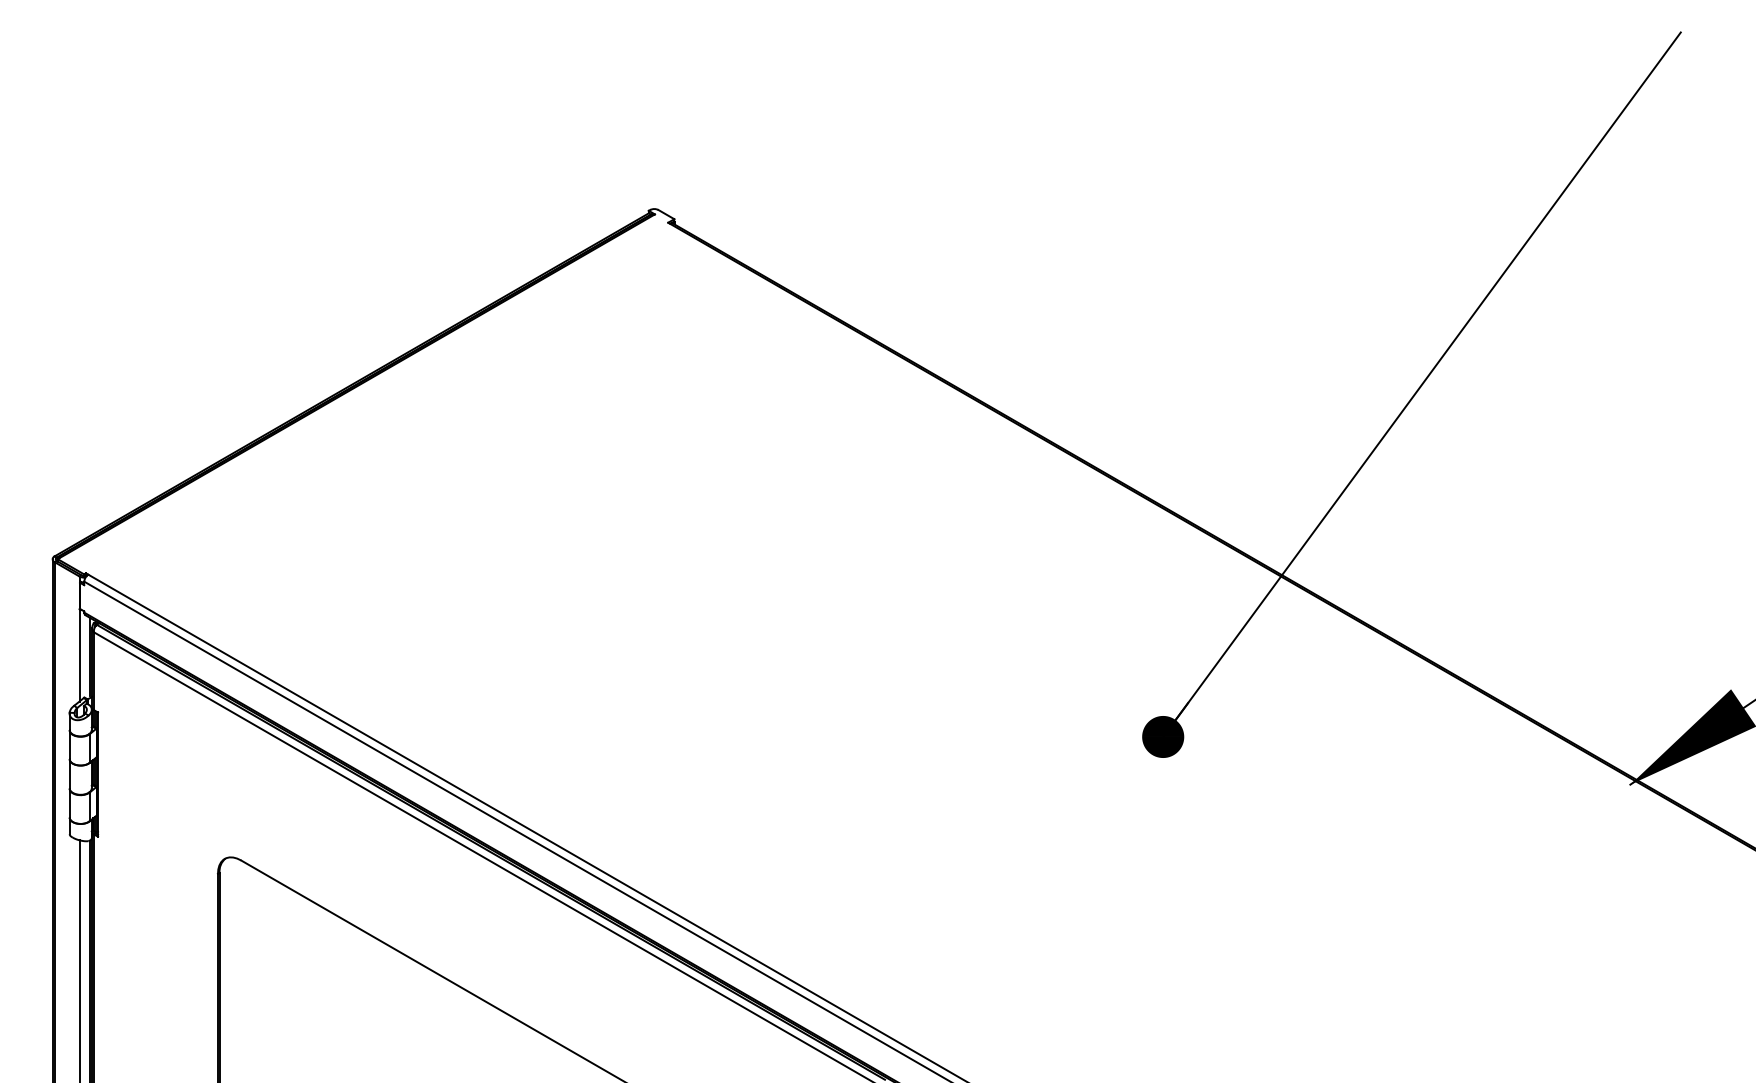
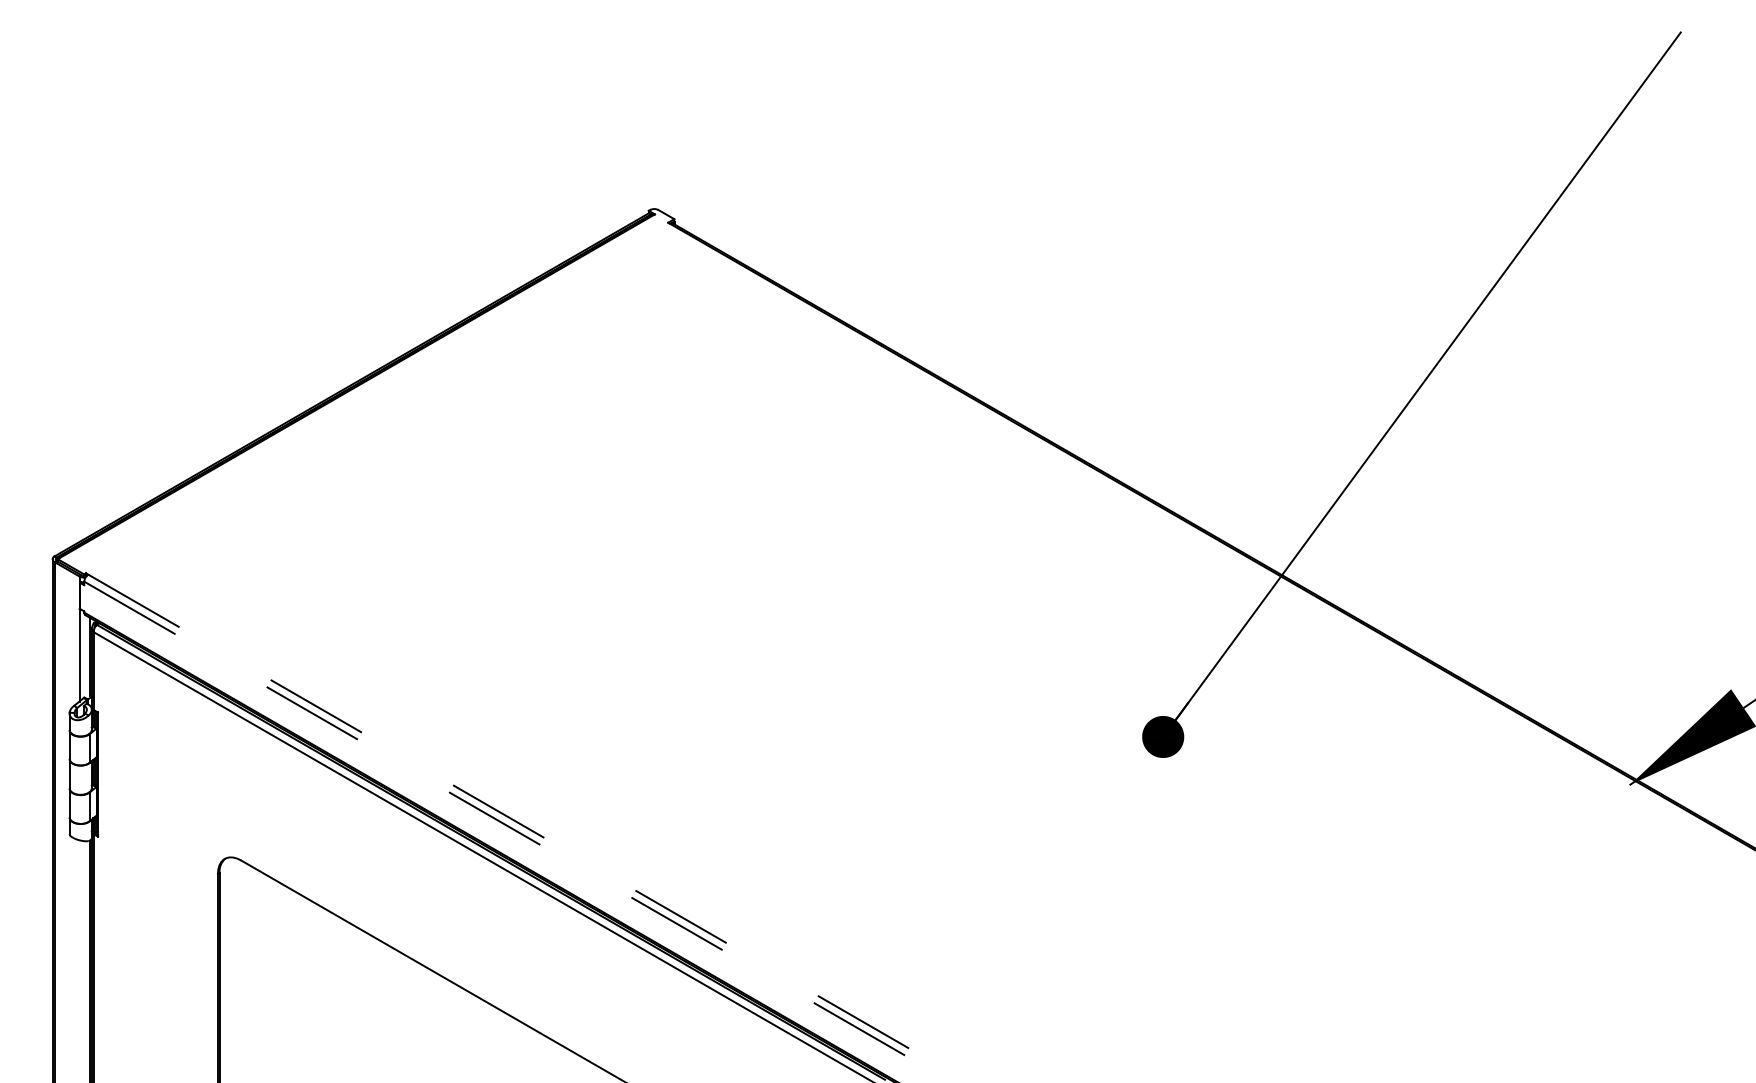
line: solid -> dashed (528, 828)
line: solid -> dashed (518, 832)
line: present -> none (79, 959)
